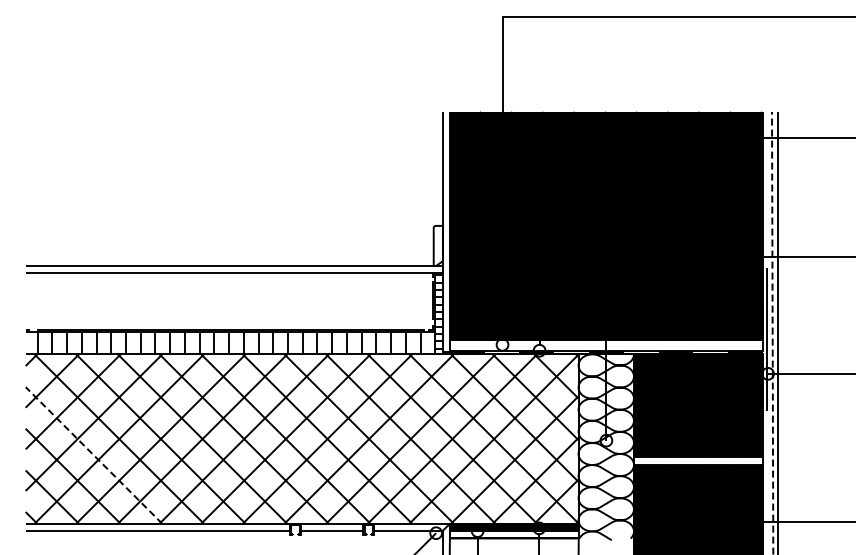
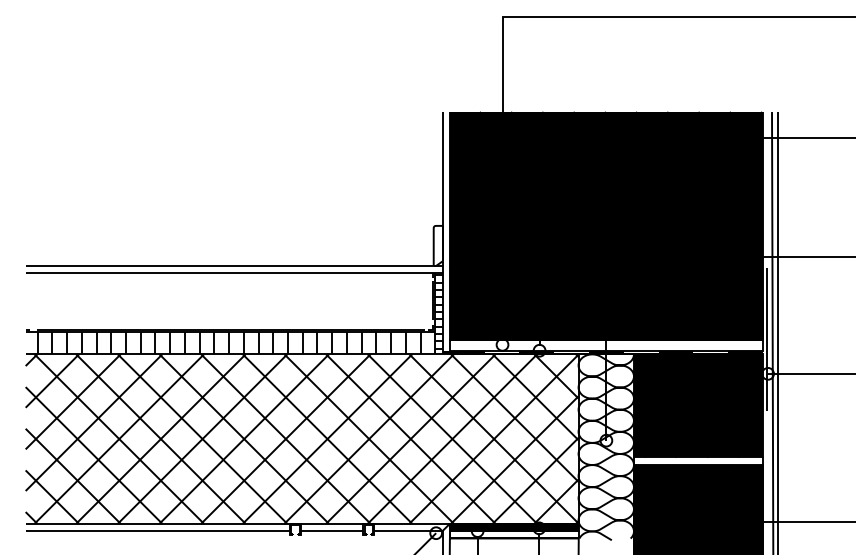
line: dashed -> solid (772, 332)
line: dashed -> solid (93, 455)
